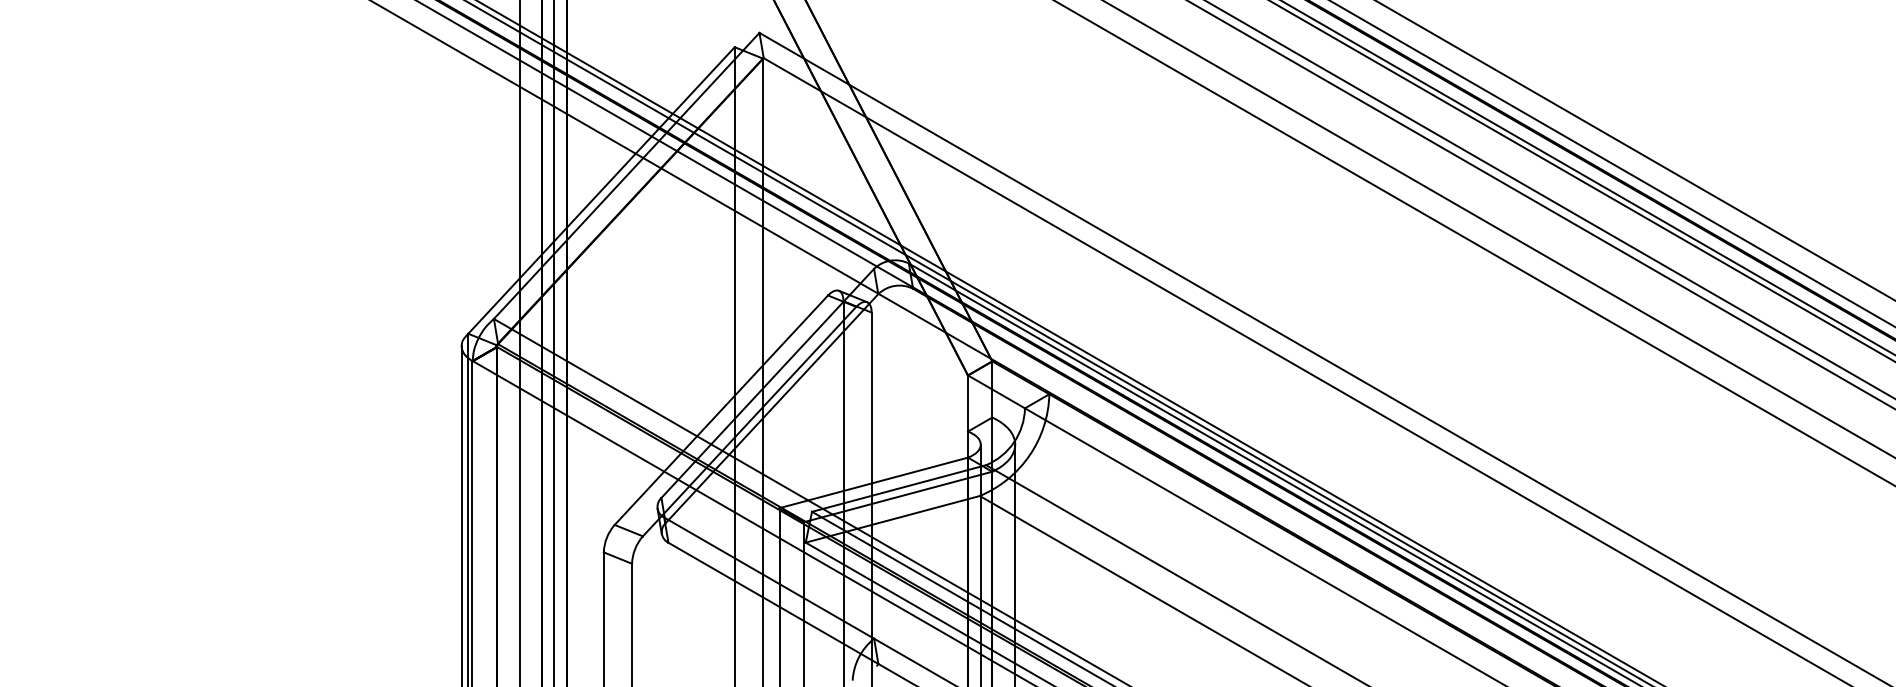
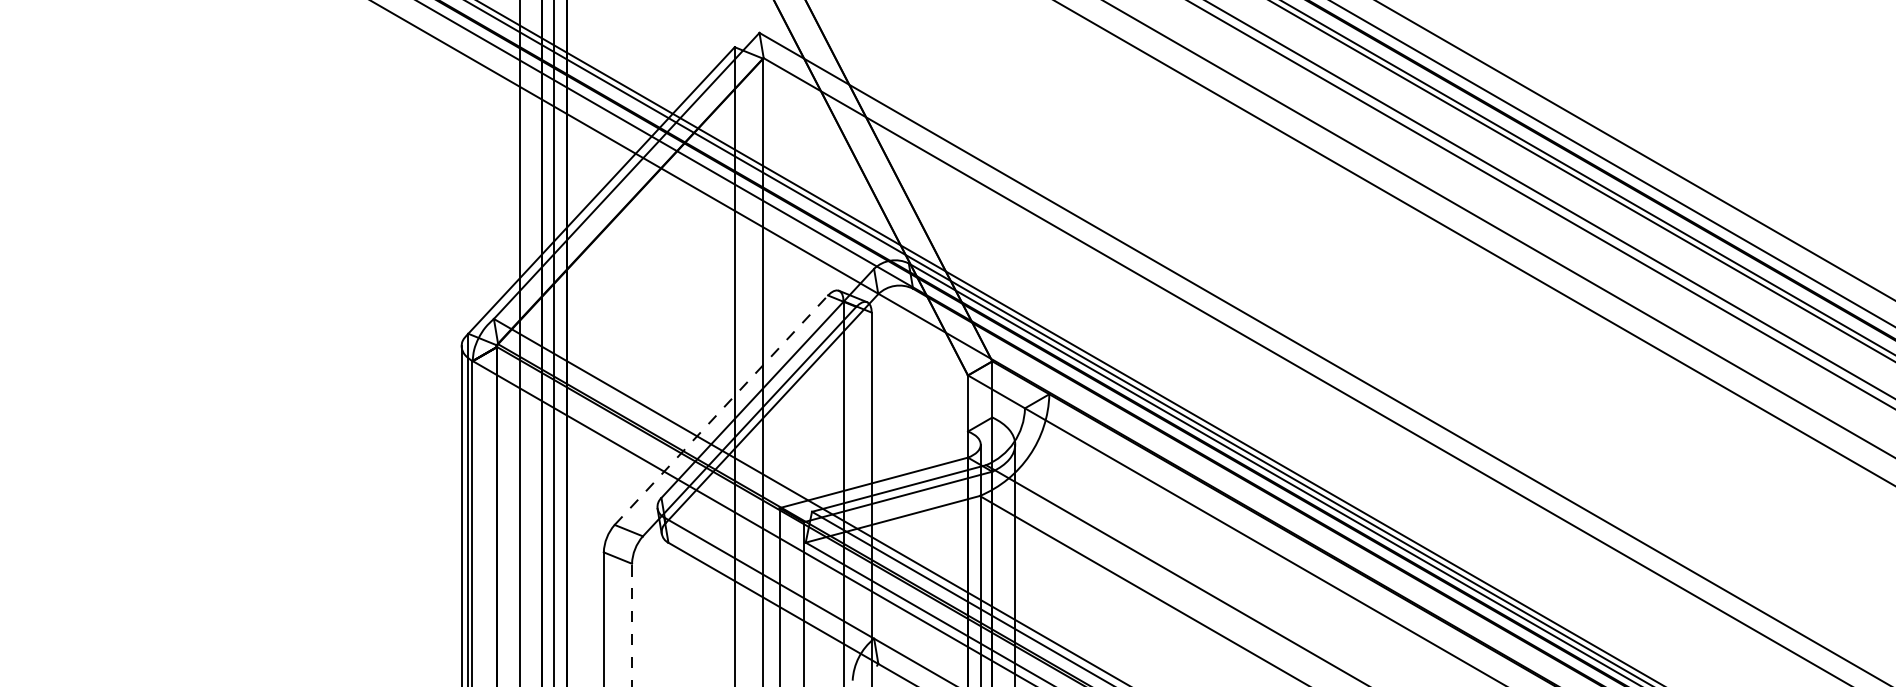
line: solid -> dashed (721, 410)
line: solid -> dashed (632, 624)
